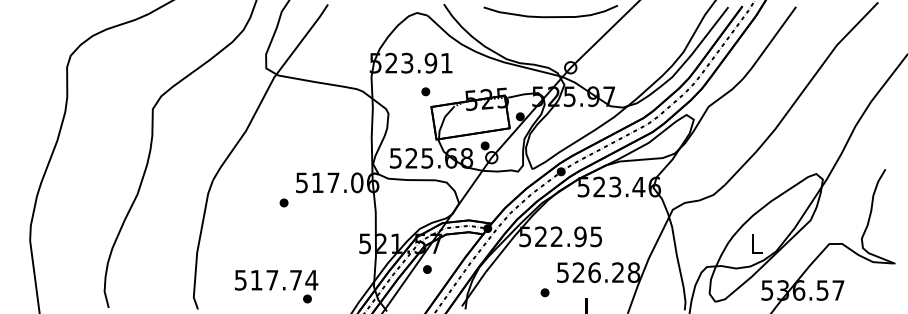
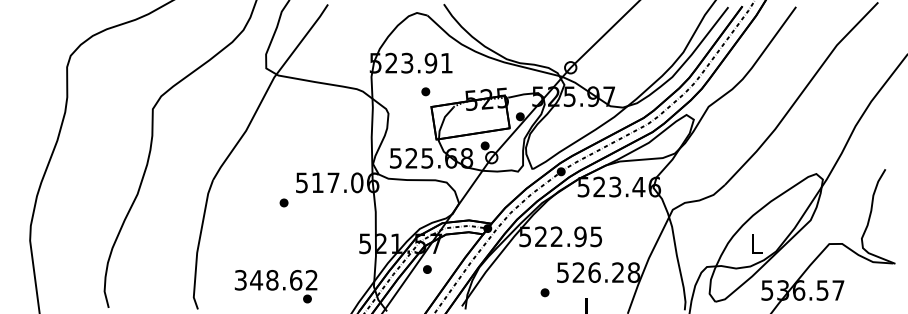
curve: present -> none (550, 16)
text: 517.74 -> 348.62 (276, 279)
